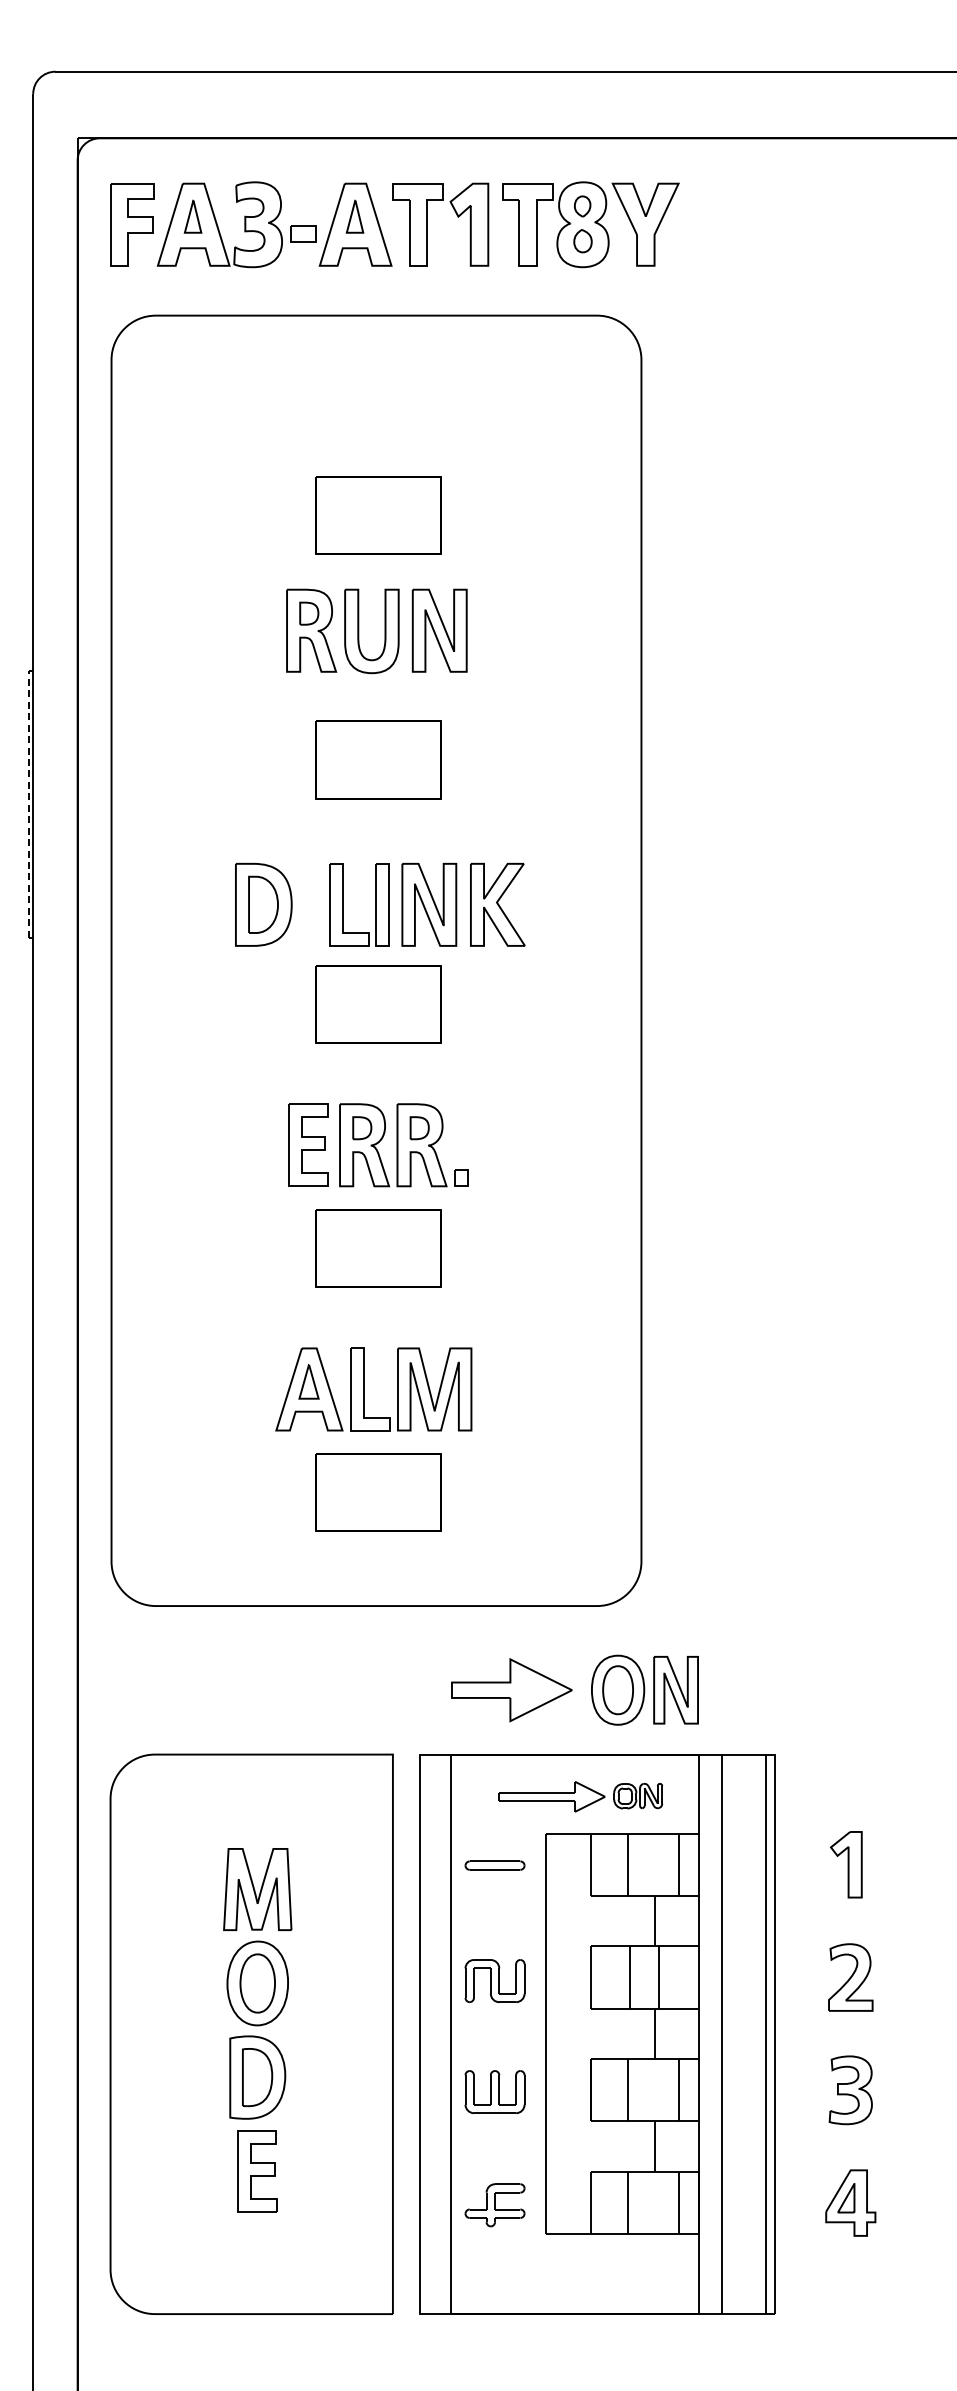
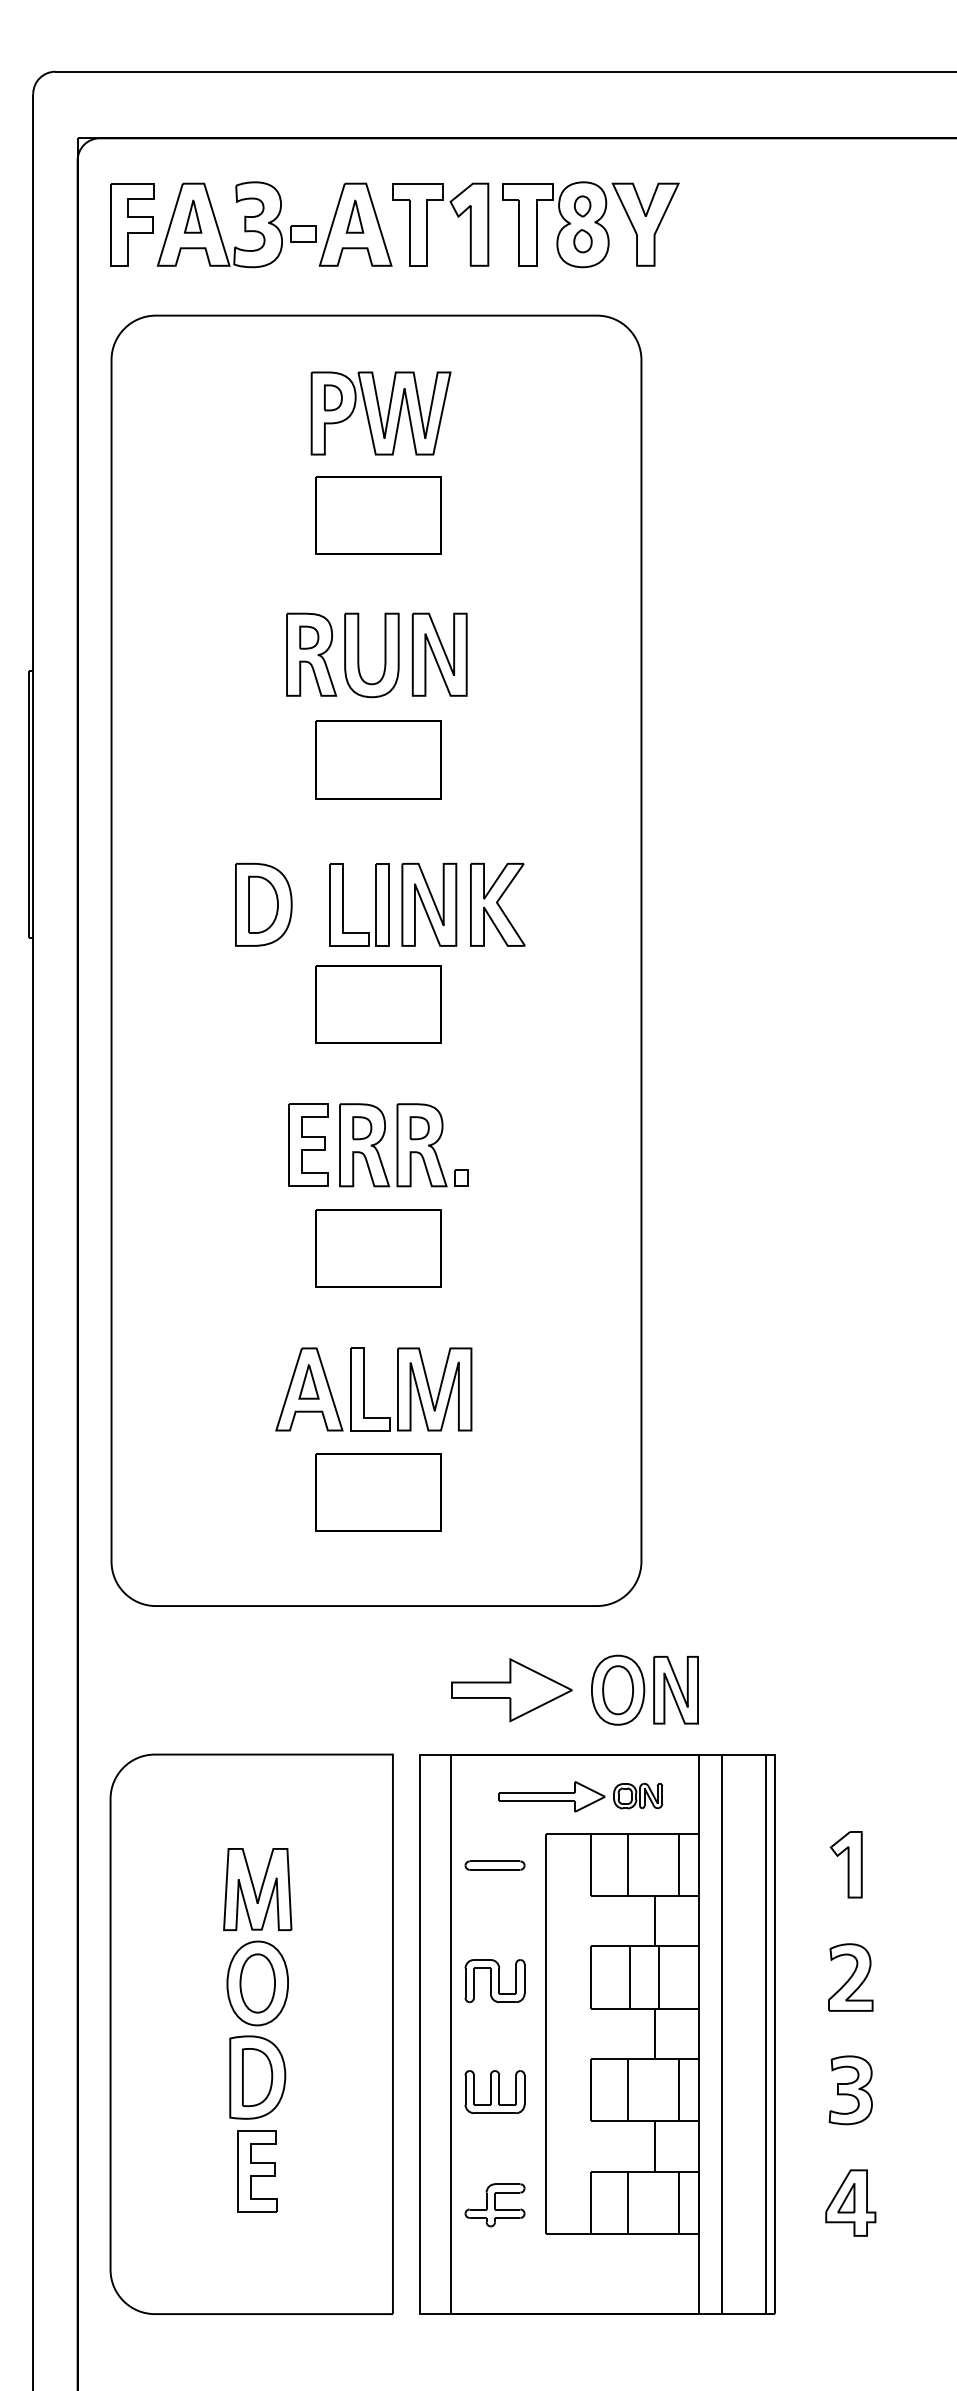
part: none -> present (380, 413)
part position: (384, 631) -> (384, 655) (384, 655)
line: dashed -> solid (28, 803)
